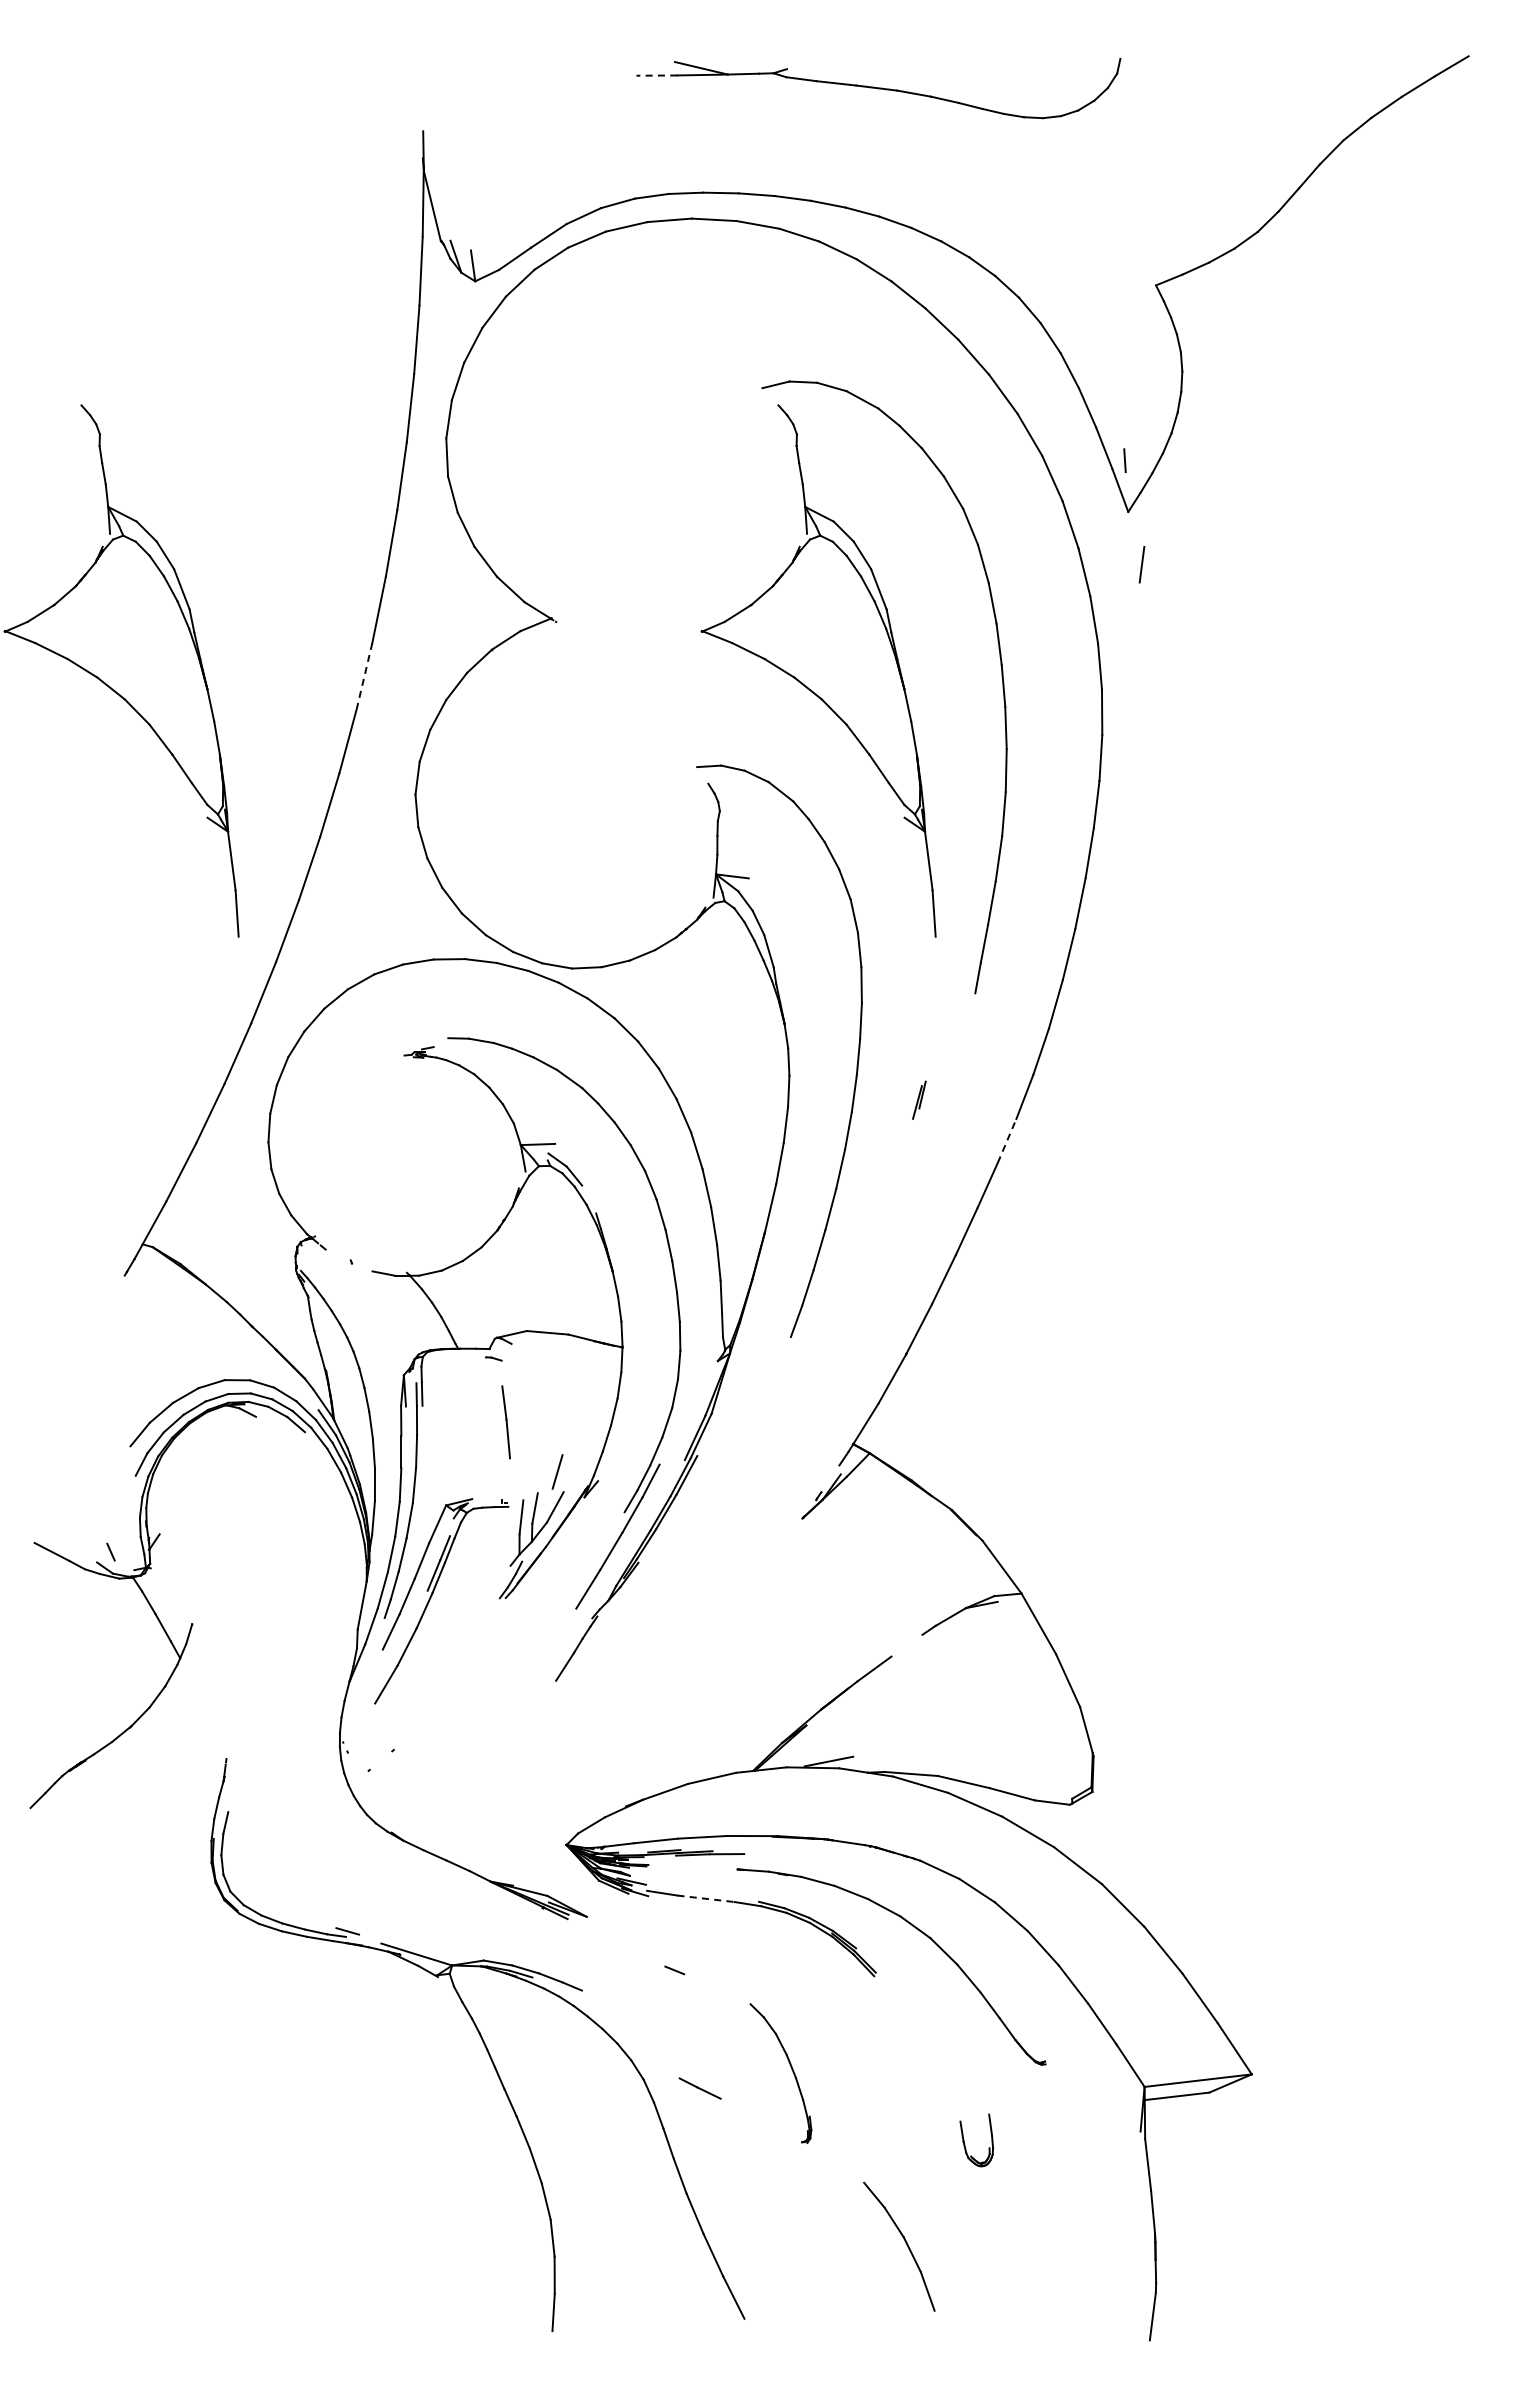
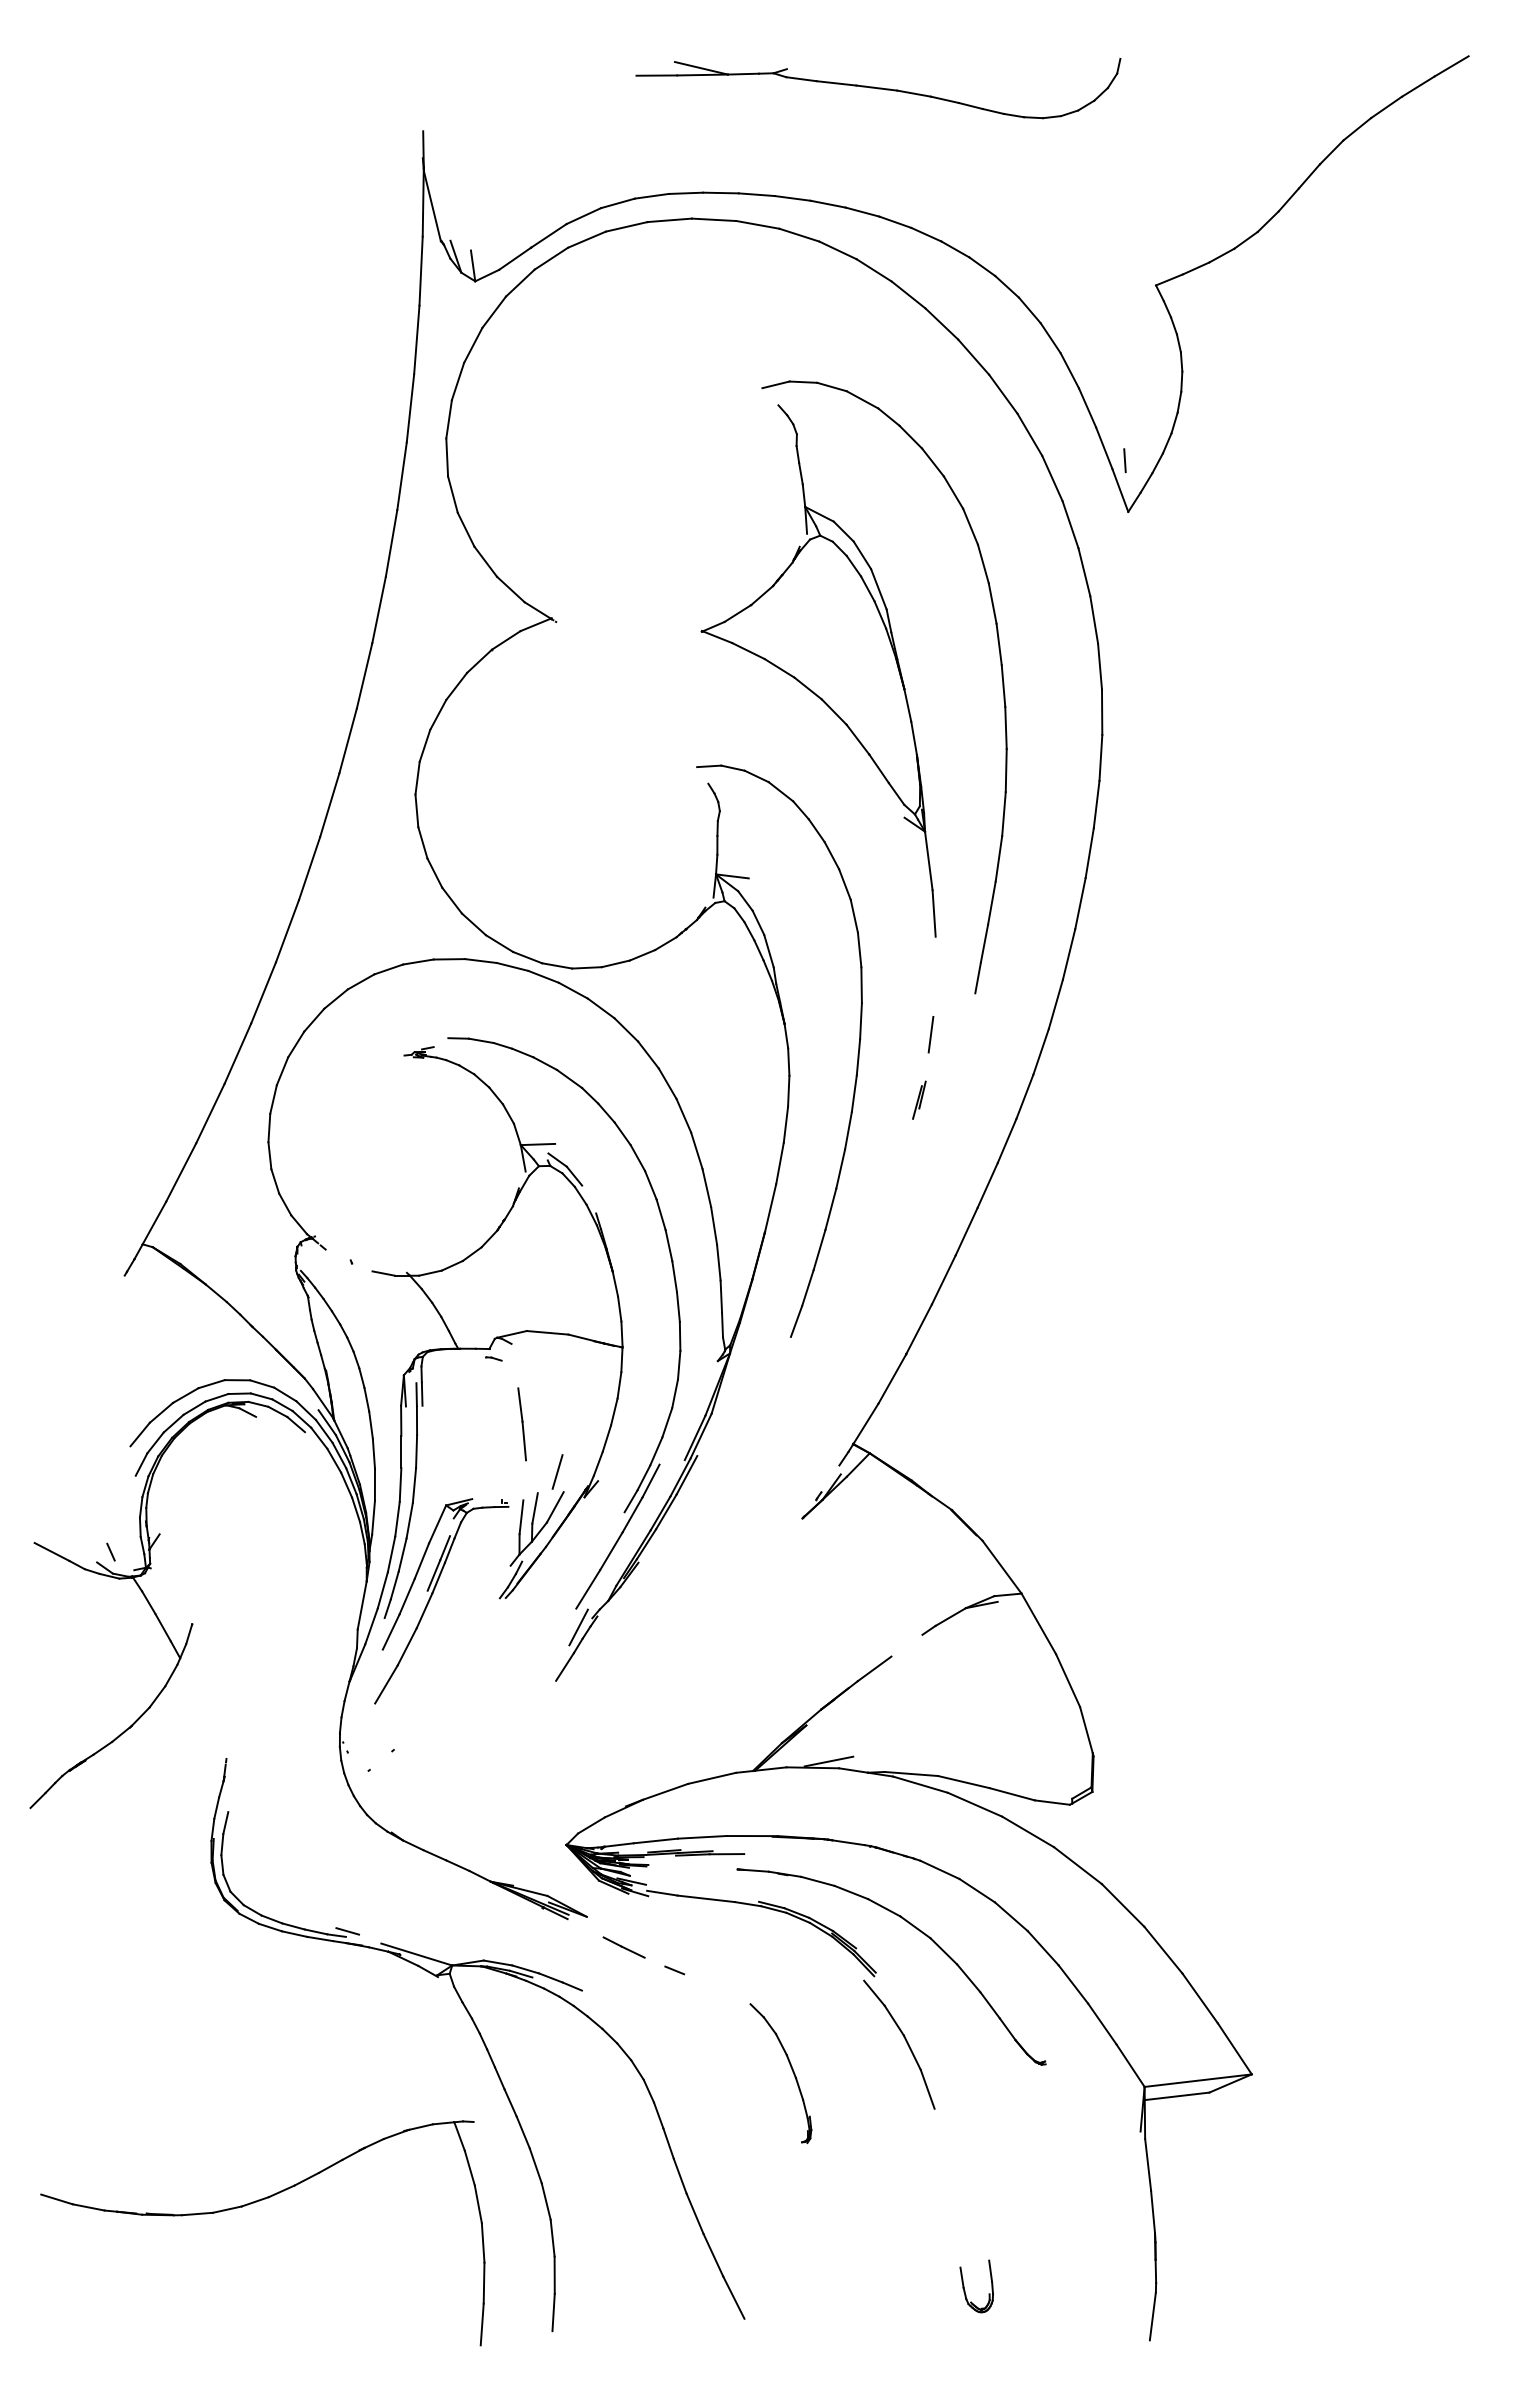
line: dashed -> solid (656, 75)
line position: (1141, 564) -> (930, 1034) (930, 1034)
part: present -> none (121, 670)
line: dashed -> solid (364, 675)
line: dashed -> solid (1007, 1141)
line position: (505, 1422) -> (521, 1424) (521, 1424)
line: none -> present (578, 1627)
line: dashed -> solid (706, 1898)
line position: (699, 2088) -> (623, 1947) (623, 1947)
part position: (965, 2144) -> (965, 2290) (965, 2290)
part: none -> present (251, 2204)
part position: (905, 2243) -> (905, 2041) (905, 2041)
